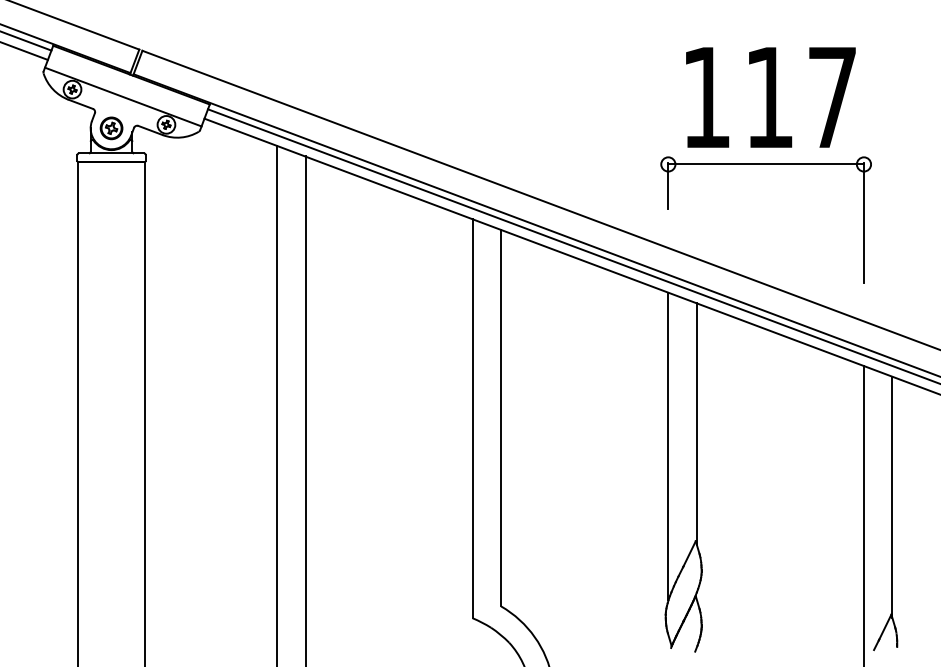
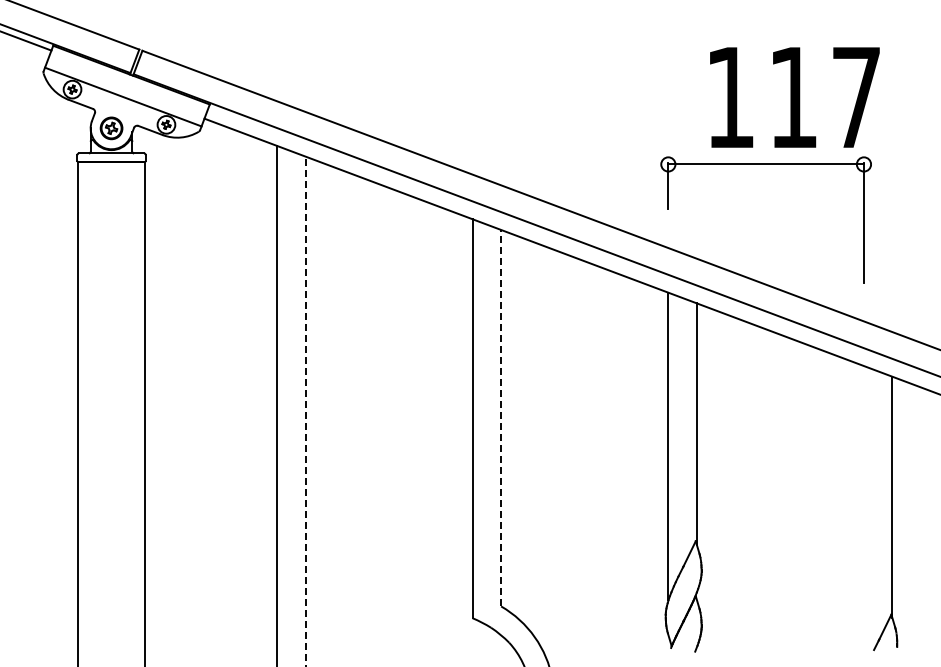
line: present -> none (24, 50)
text position: (770, 97) -> (794, 97) (794, 97)
line: present -> none (572, 245)
line: solid -> dashed (305, 411)
line: solid -> dashed (501, 417)
line: present -> none (863, 514)
